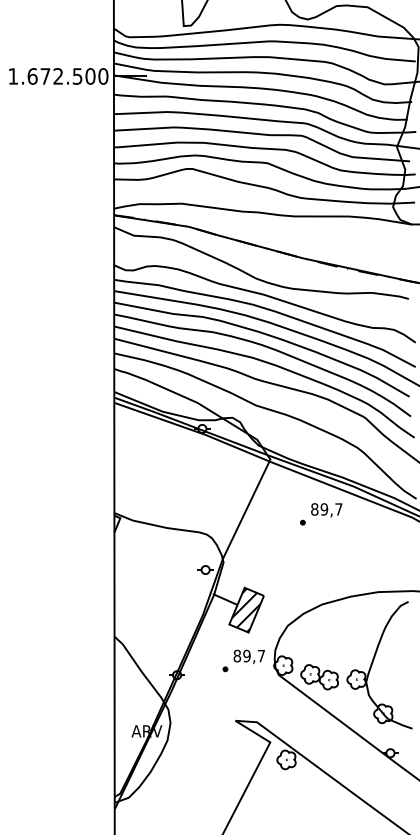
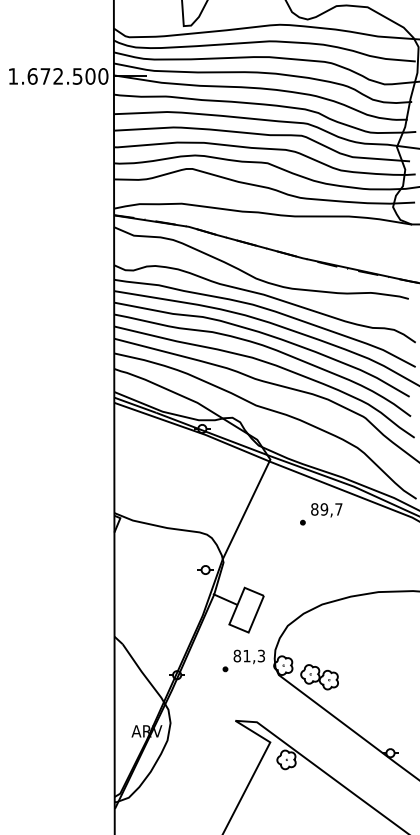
hatch: present -> none (246, 609)
text: 89,7 -> 81,3 (253, 655)
part: present -> none (373, 662)
